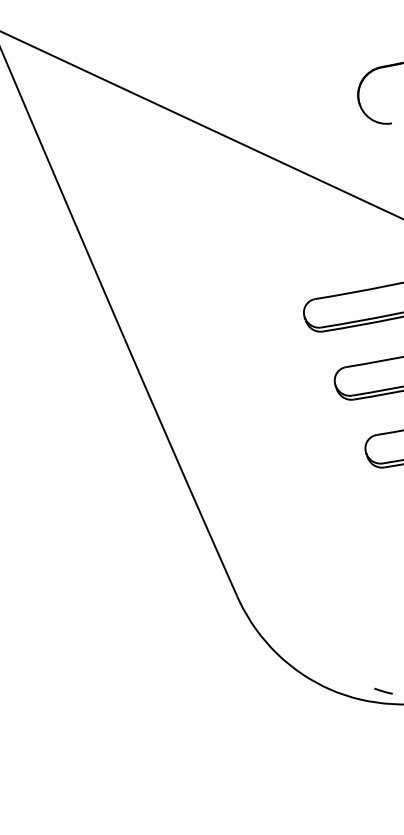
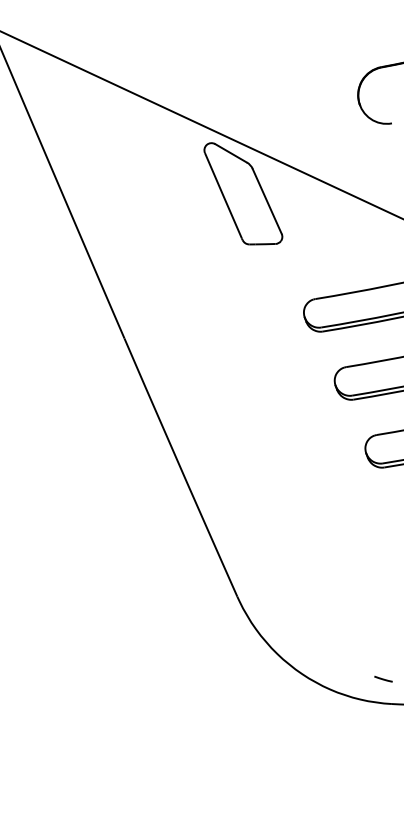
part: none -> present (243, 193)
line position: (383, 690) -> (383, 678) (383, 678)
